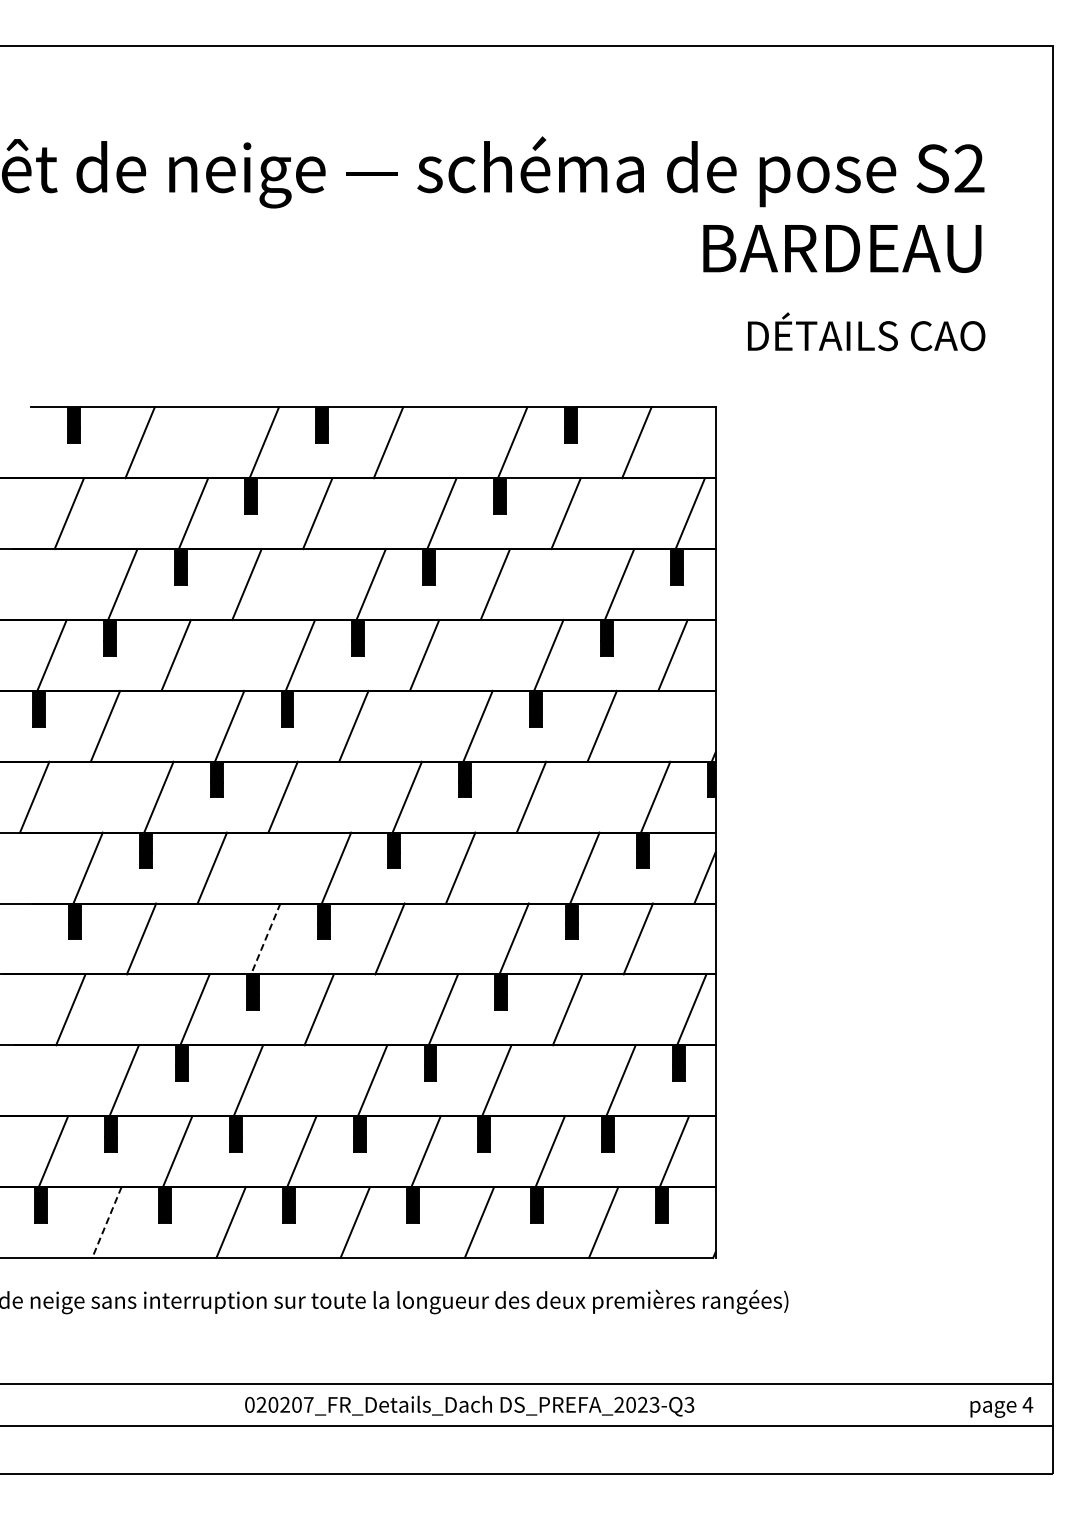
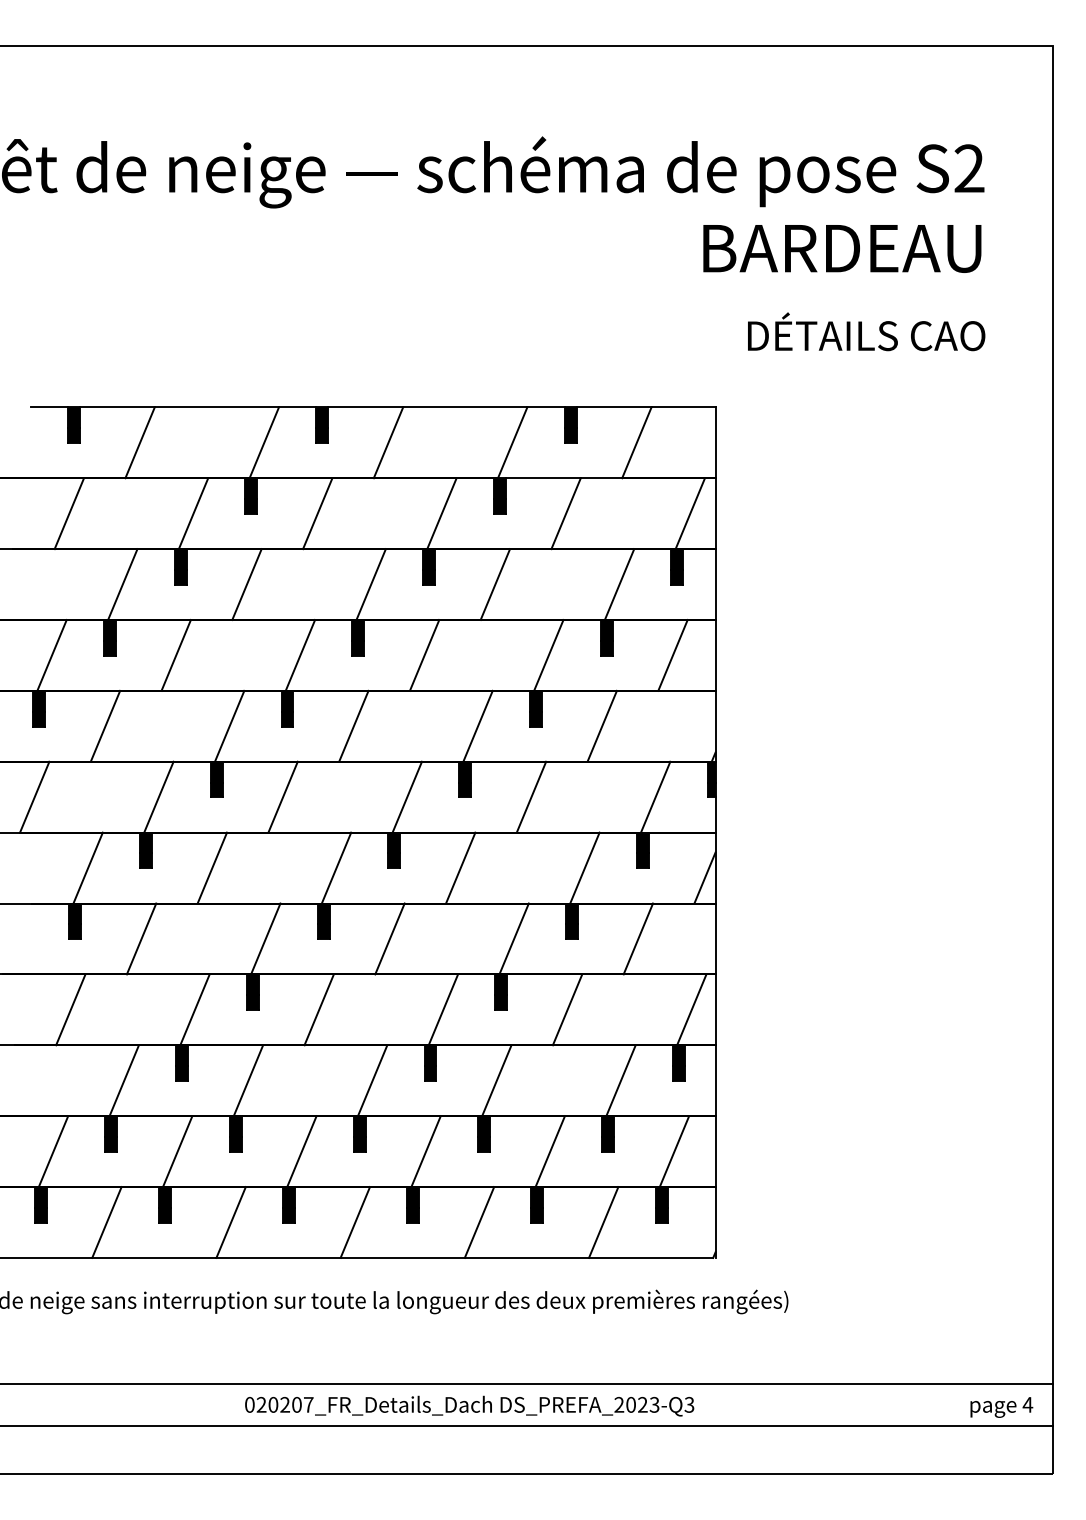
line: dashed -> solid (265, 939)
line: dashed -> solid (106, 1222)
